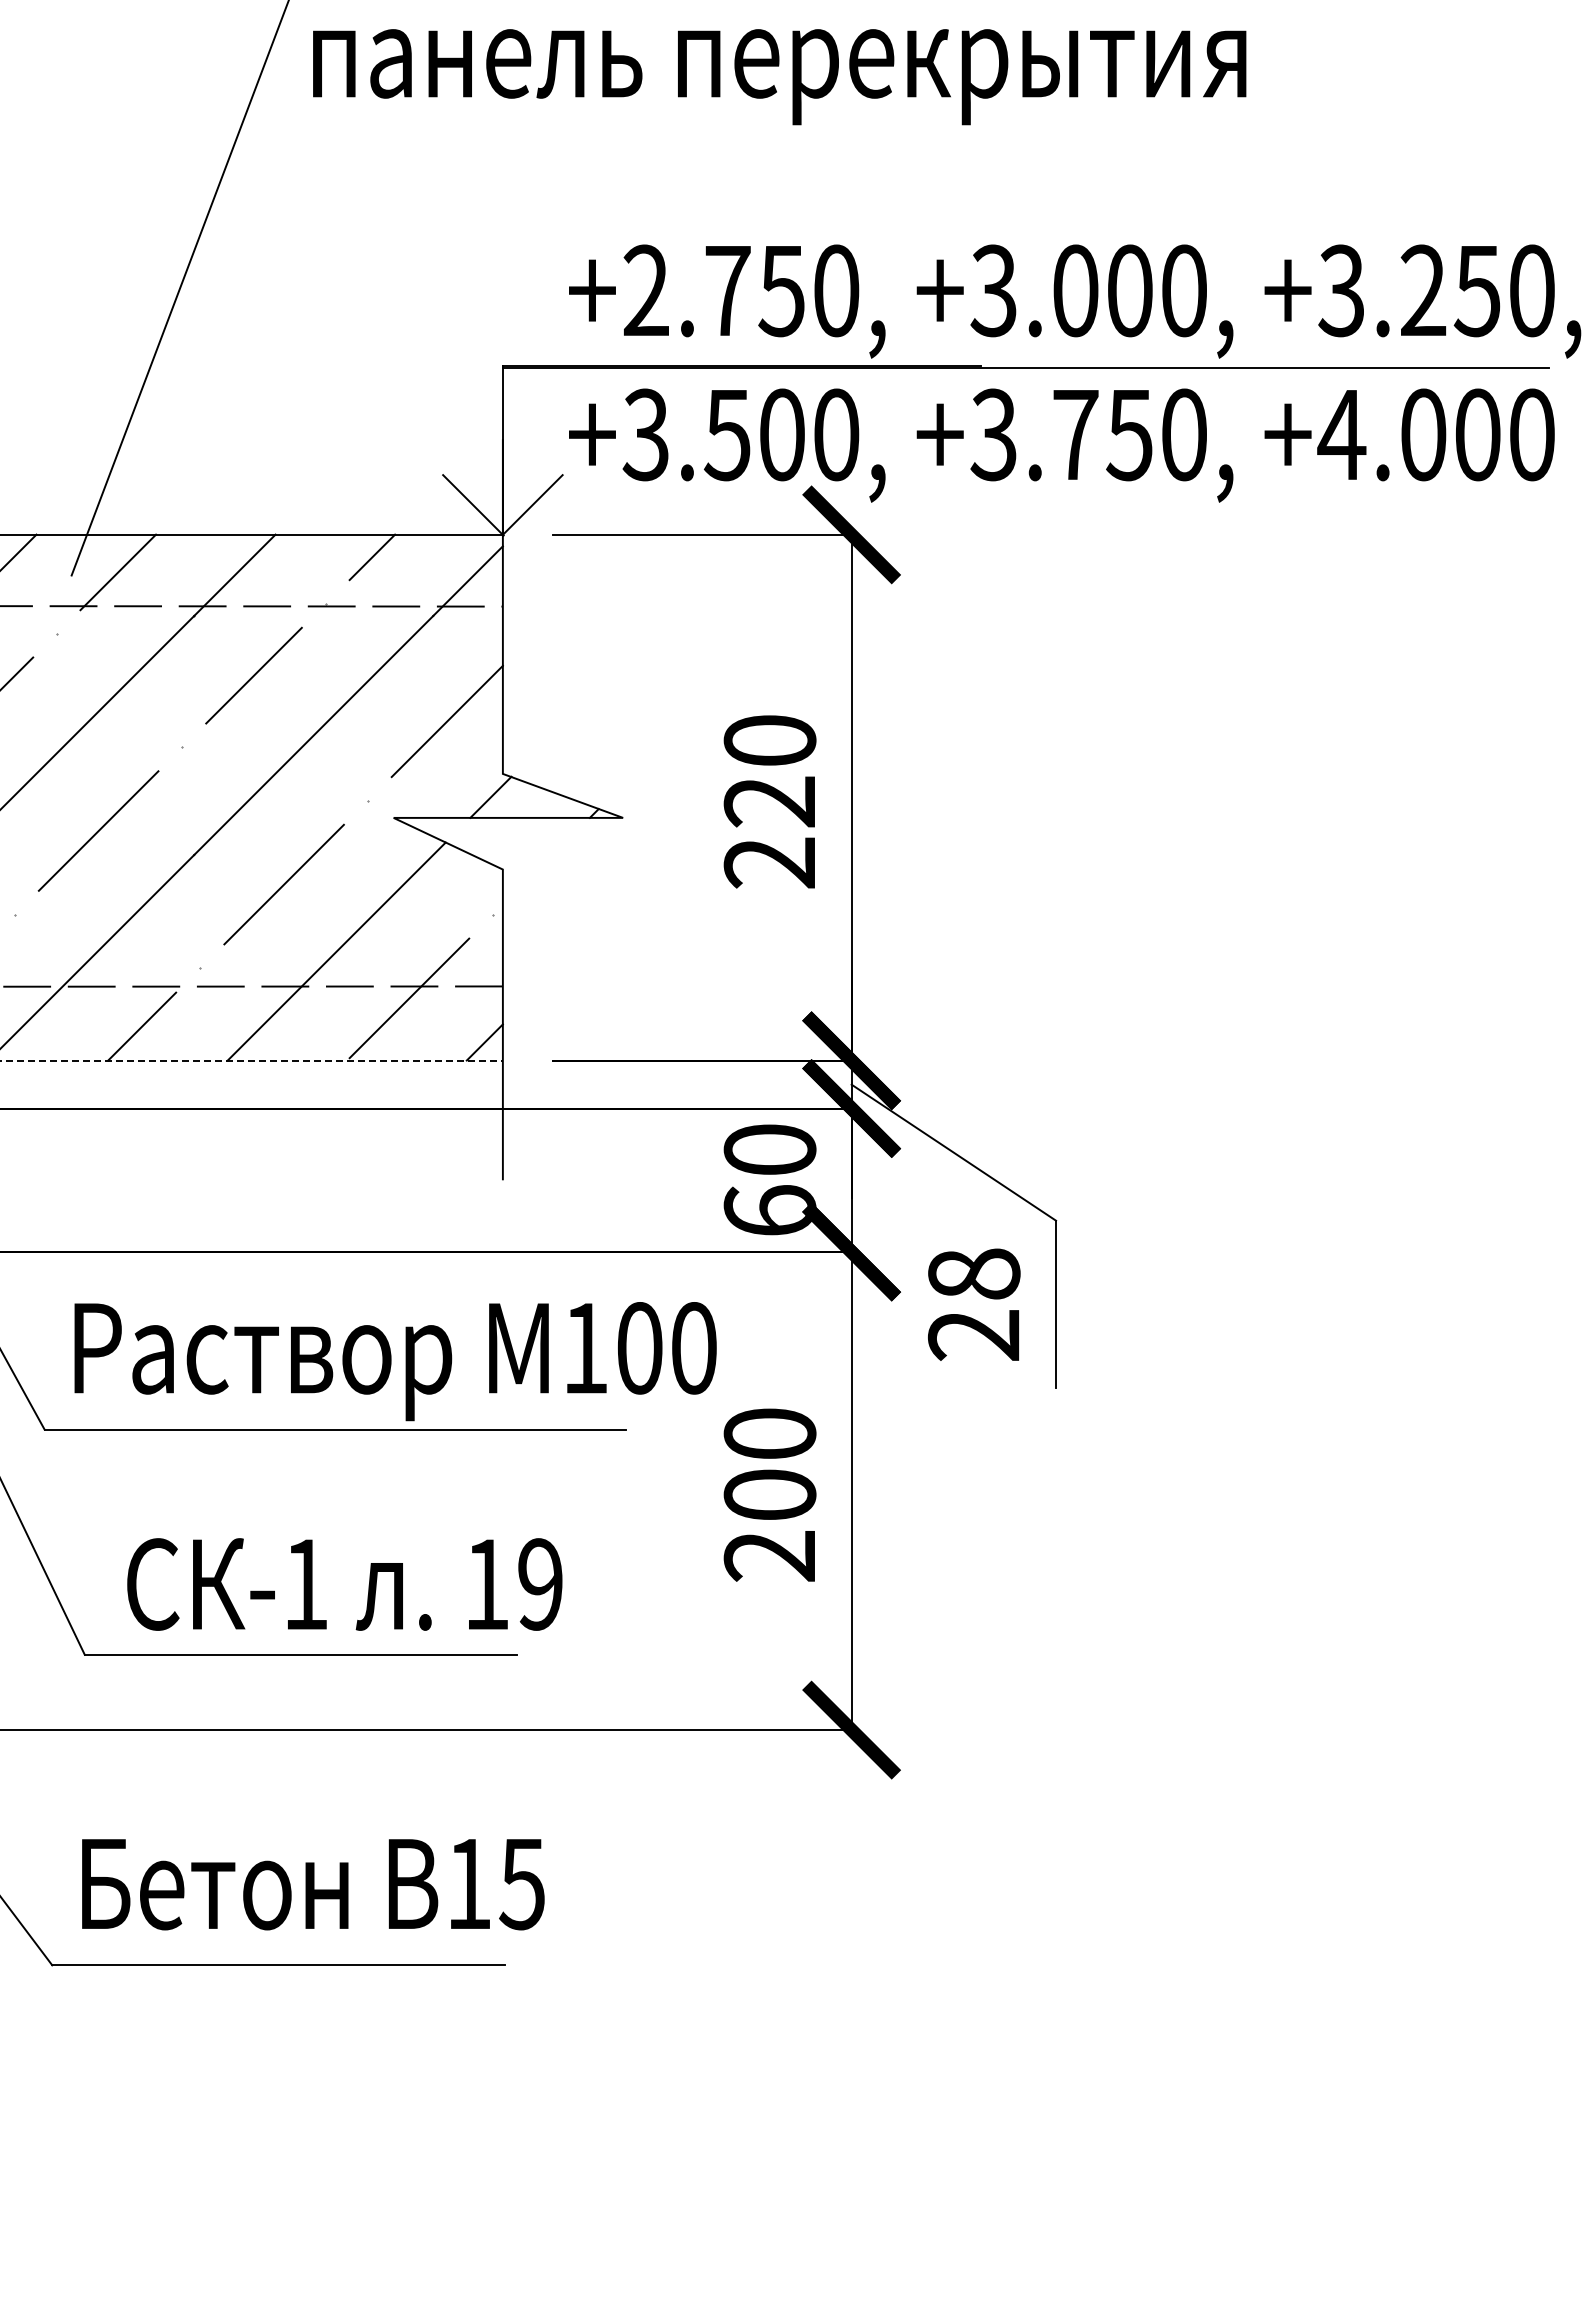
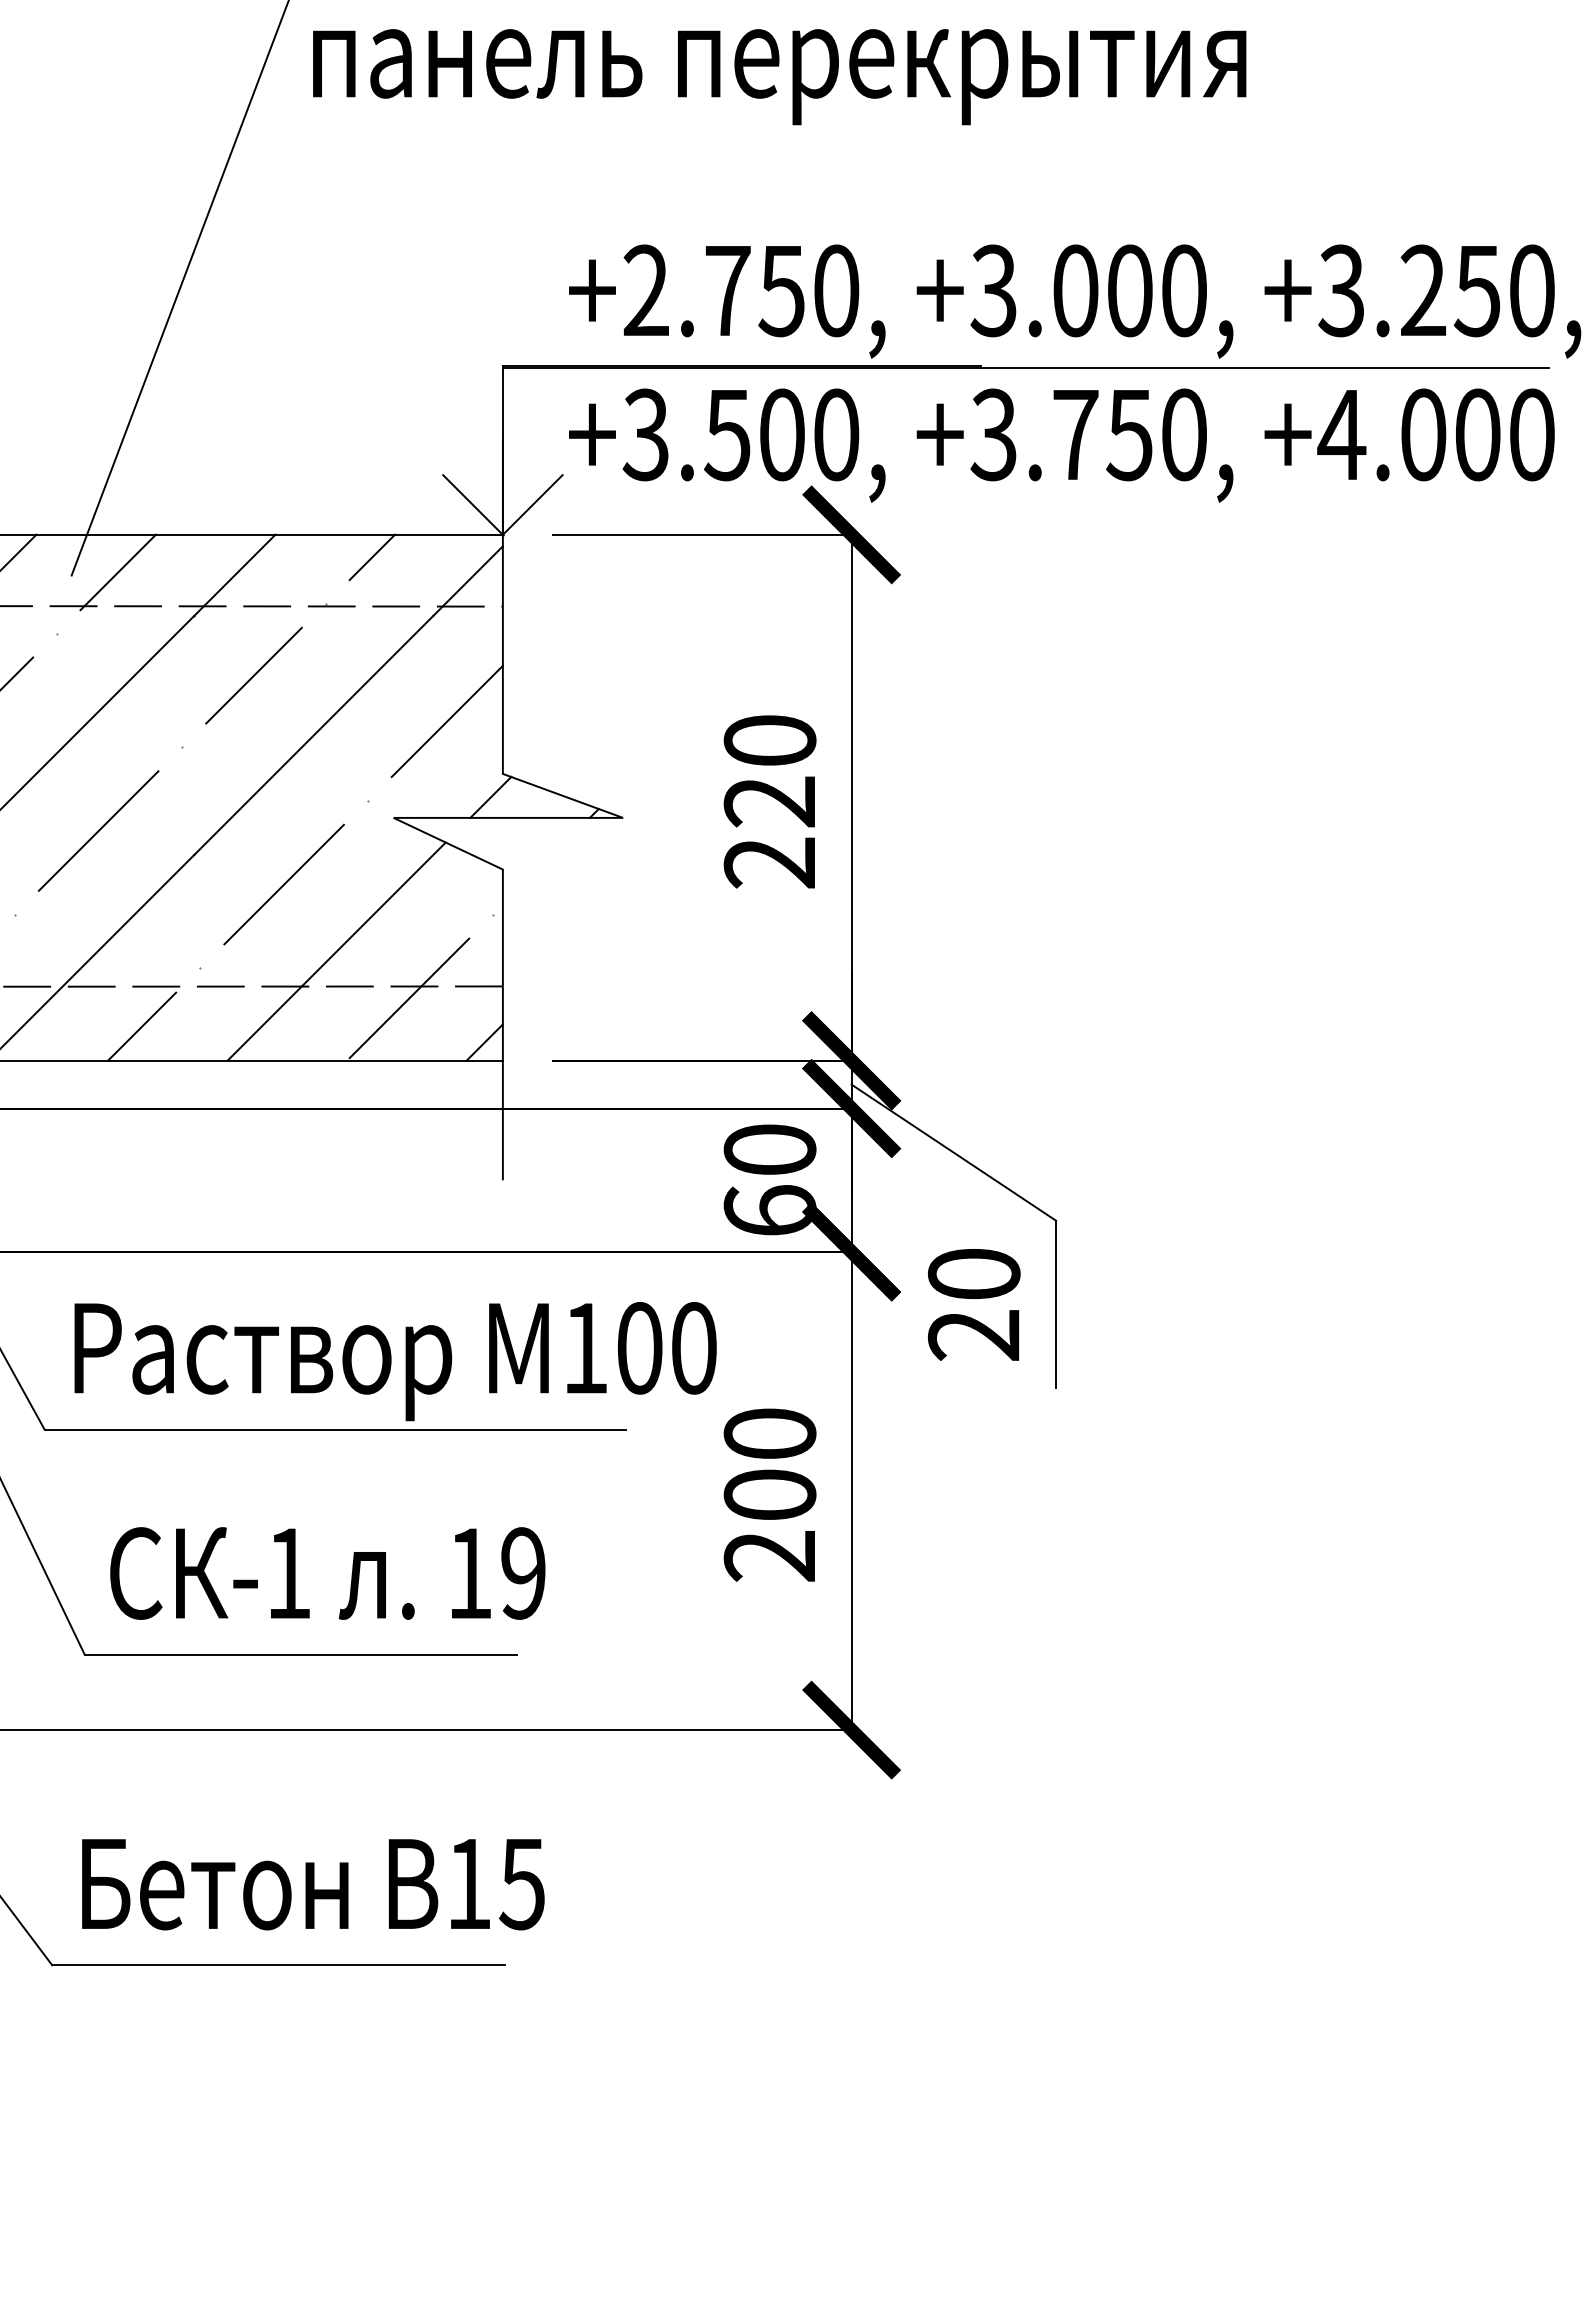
line: dashed -> solid (251, 1060)
text: 28 -> 20 (974, 1273)
text position: (344, 1584) -> (327, 1573) (327, 1573)
